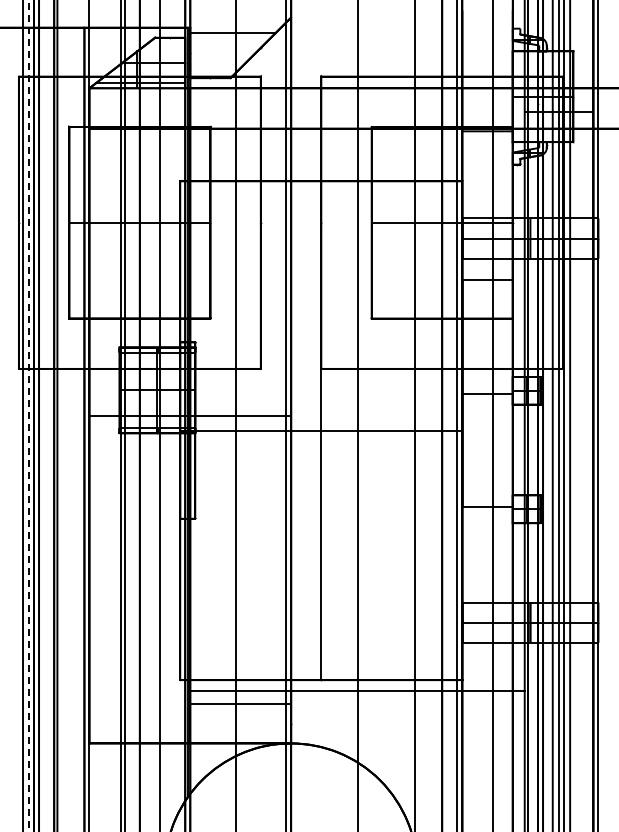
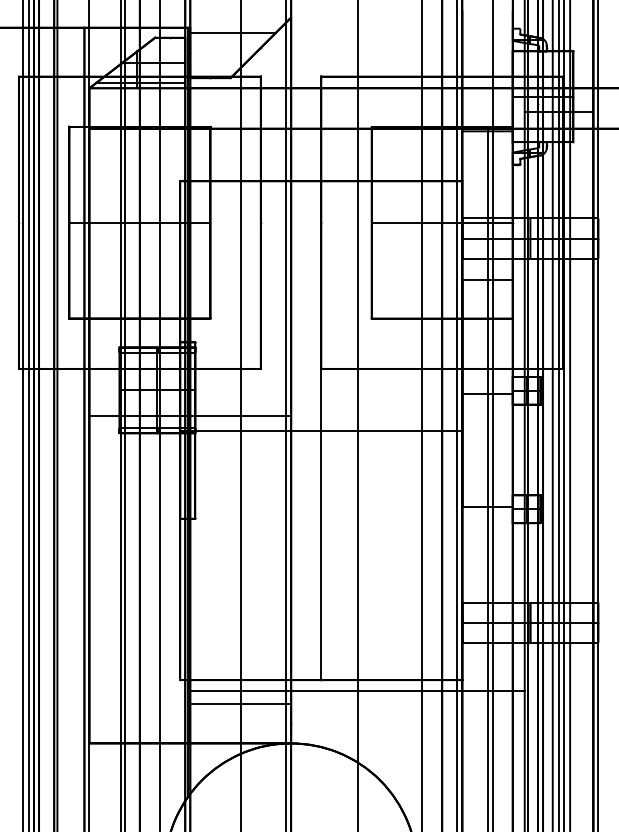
line: dashed -> solid (29, 415)
line position: (235, 415) -> (240, 415) (240, 415)
line position: (414, 415) -> (421, 415) (421, 415)
line: none -> present (487, 479)
